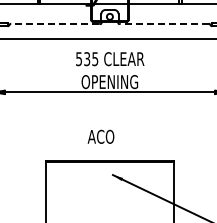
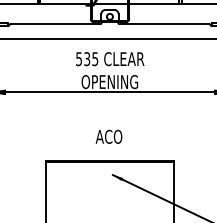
line: dashed -> solid (55, 23)
line: dashed -> solid (164, 23)
text position: (100, 136) -> (108, 136) (108, 136)
